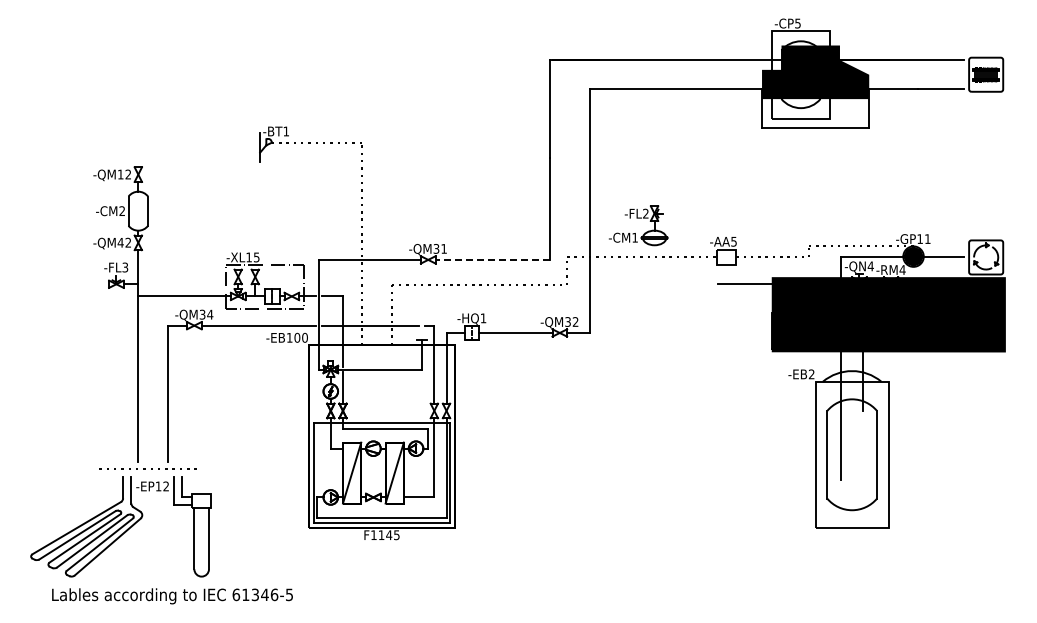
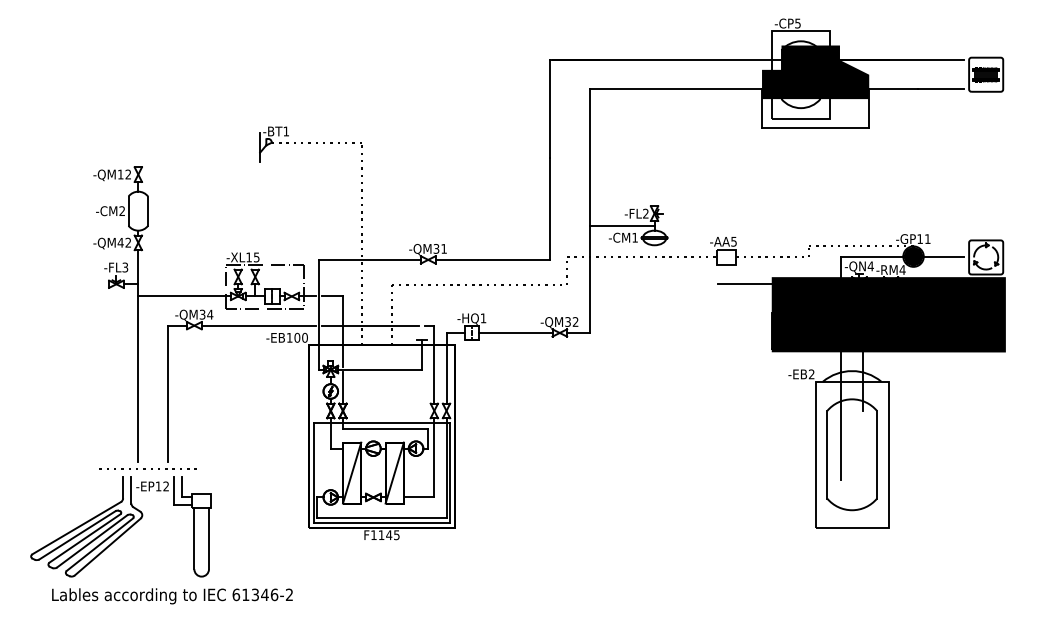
line: none -> present (621, 225)
line: dashed -> solid (492, 259)
text: 61346-5 -> 61346-2 (289, 594)
